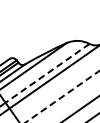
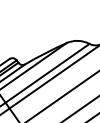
line: dashed -> solid (47, 73)
line: dashed -> solid (62, 96)
